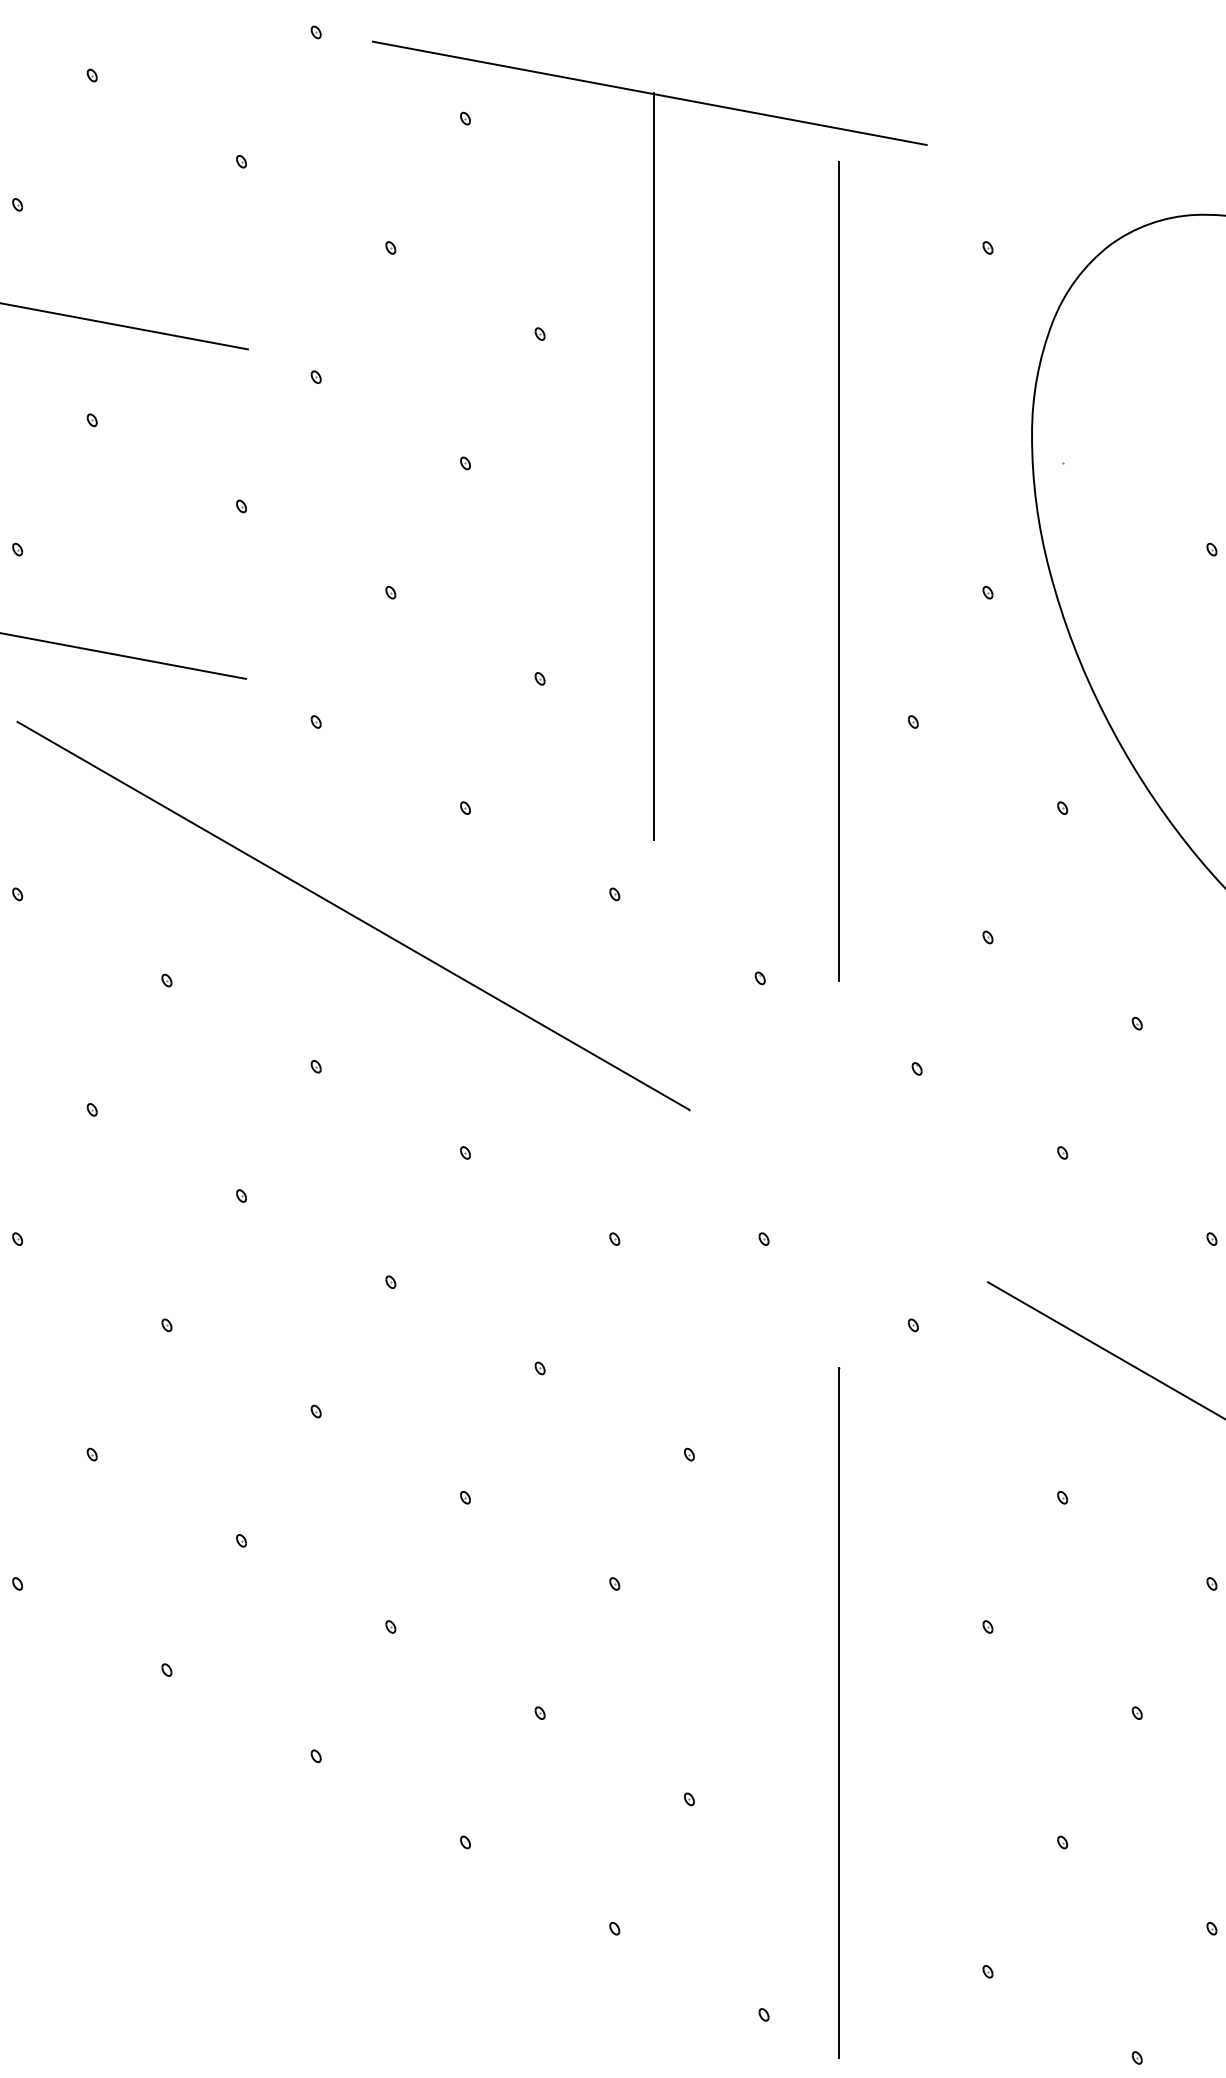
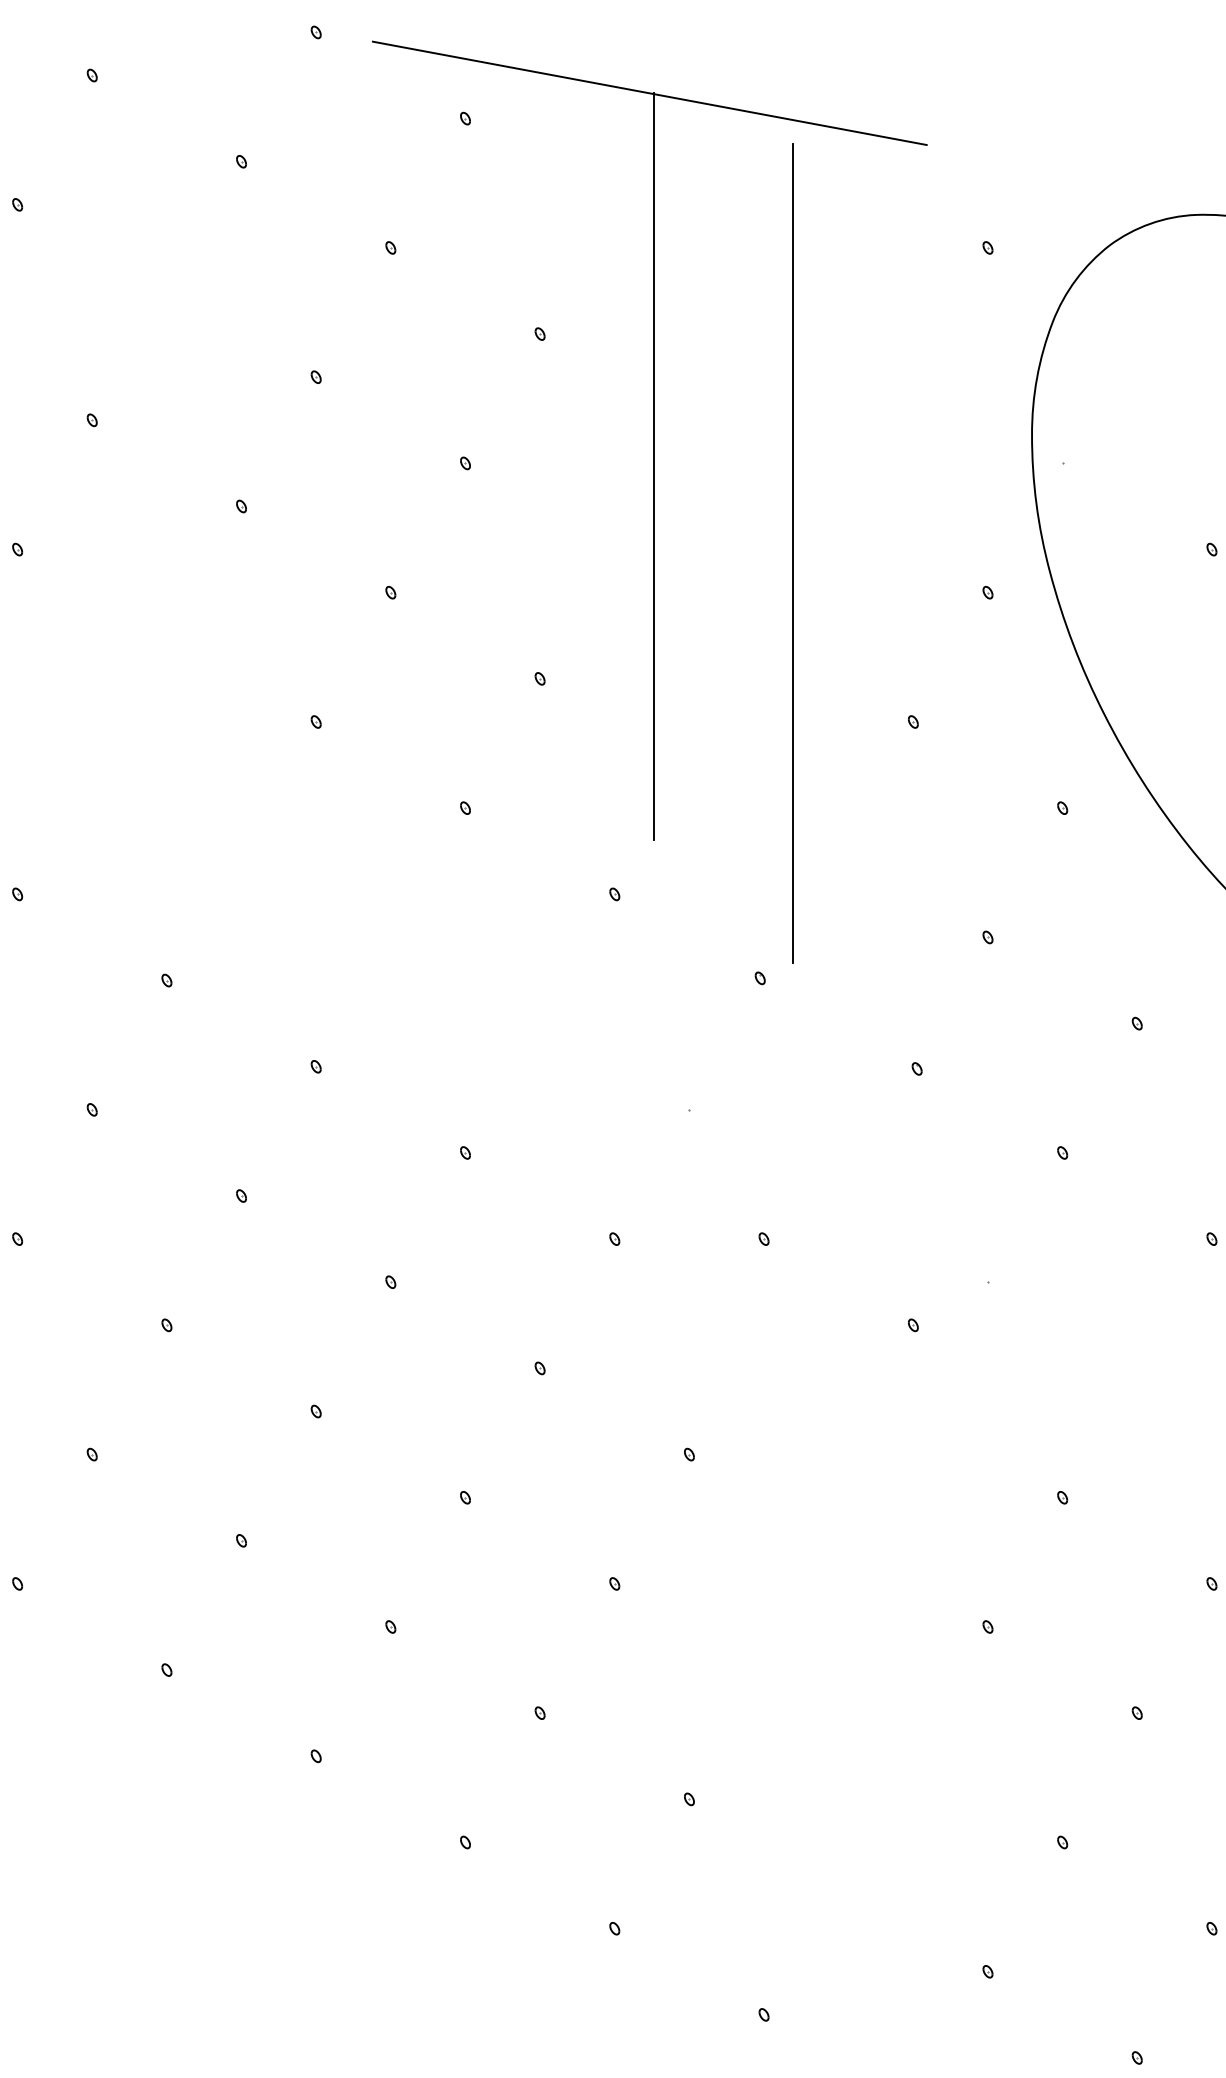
line: present -> none (124, 326)
line position: (838, 571) -> (792, 553) (792, 553)
line: present -> none (123, 655)
line: present -> none (353, 915)
line: present -> none (1104, 1349)
line: present -> none (839, 1712)
